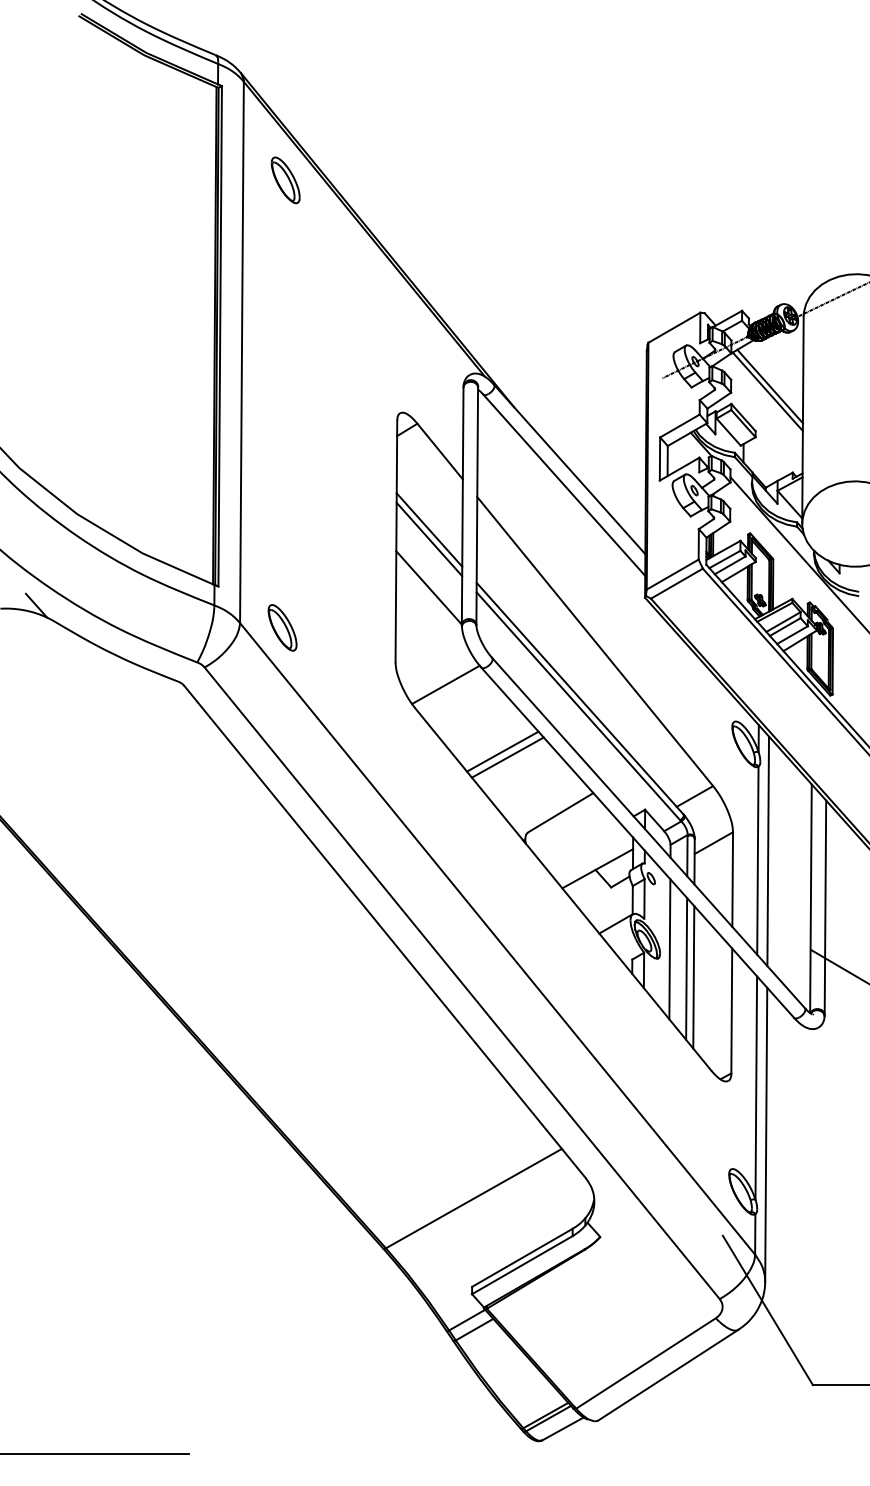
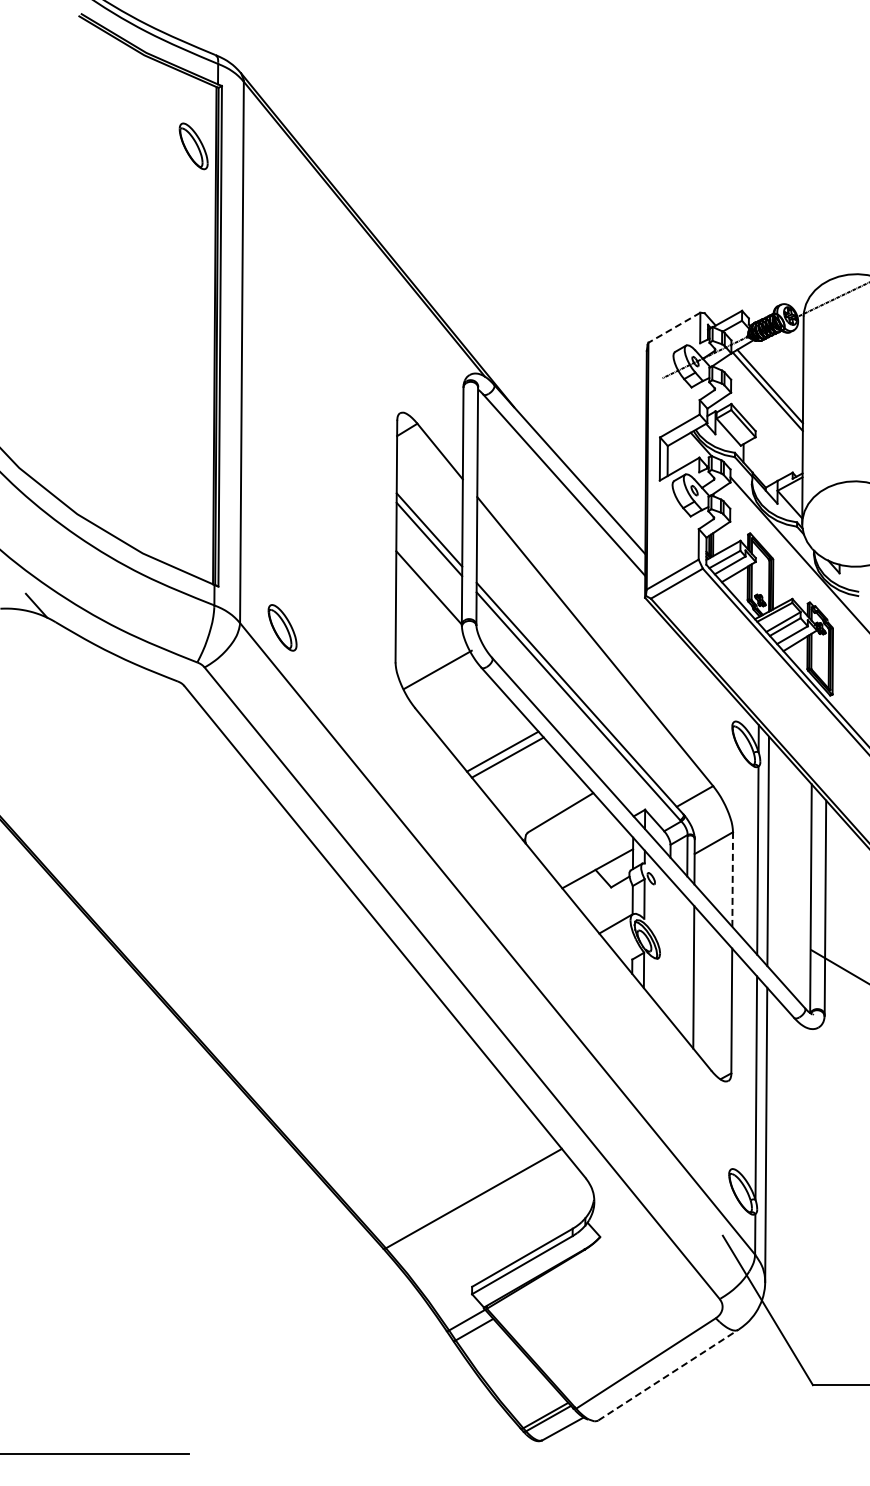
part position: (285, 180) -> (193, 146) (193, 146)
line: solid -> dashed (674, 327)
line position: (445, 684) -> (437, 669) (437, 669)
line: solid -> dashed (732, 879)
line: present -> none (669, 949)
line: present -> none (686, 968)
line: solid -> dashed (668, 1374)
